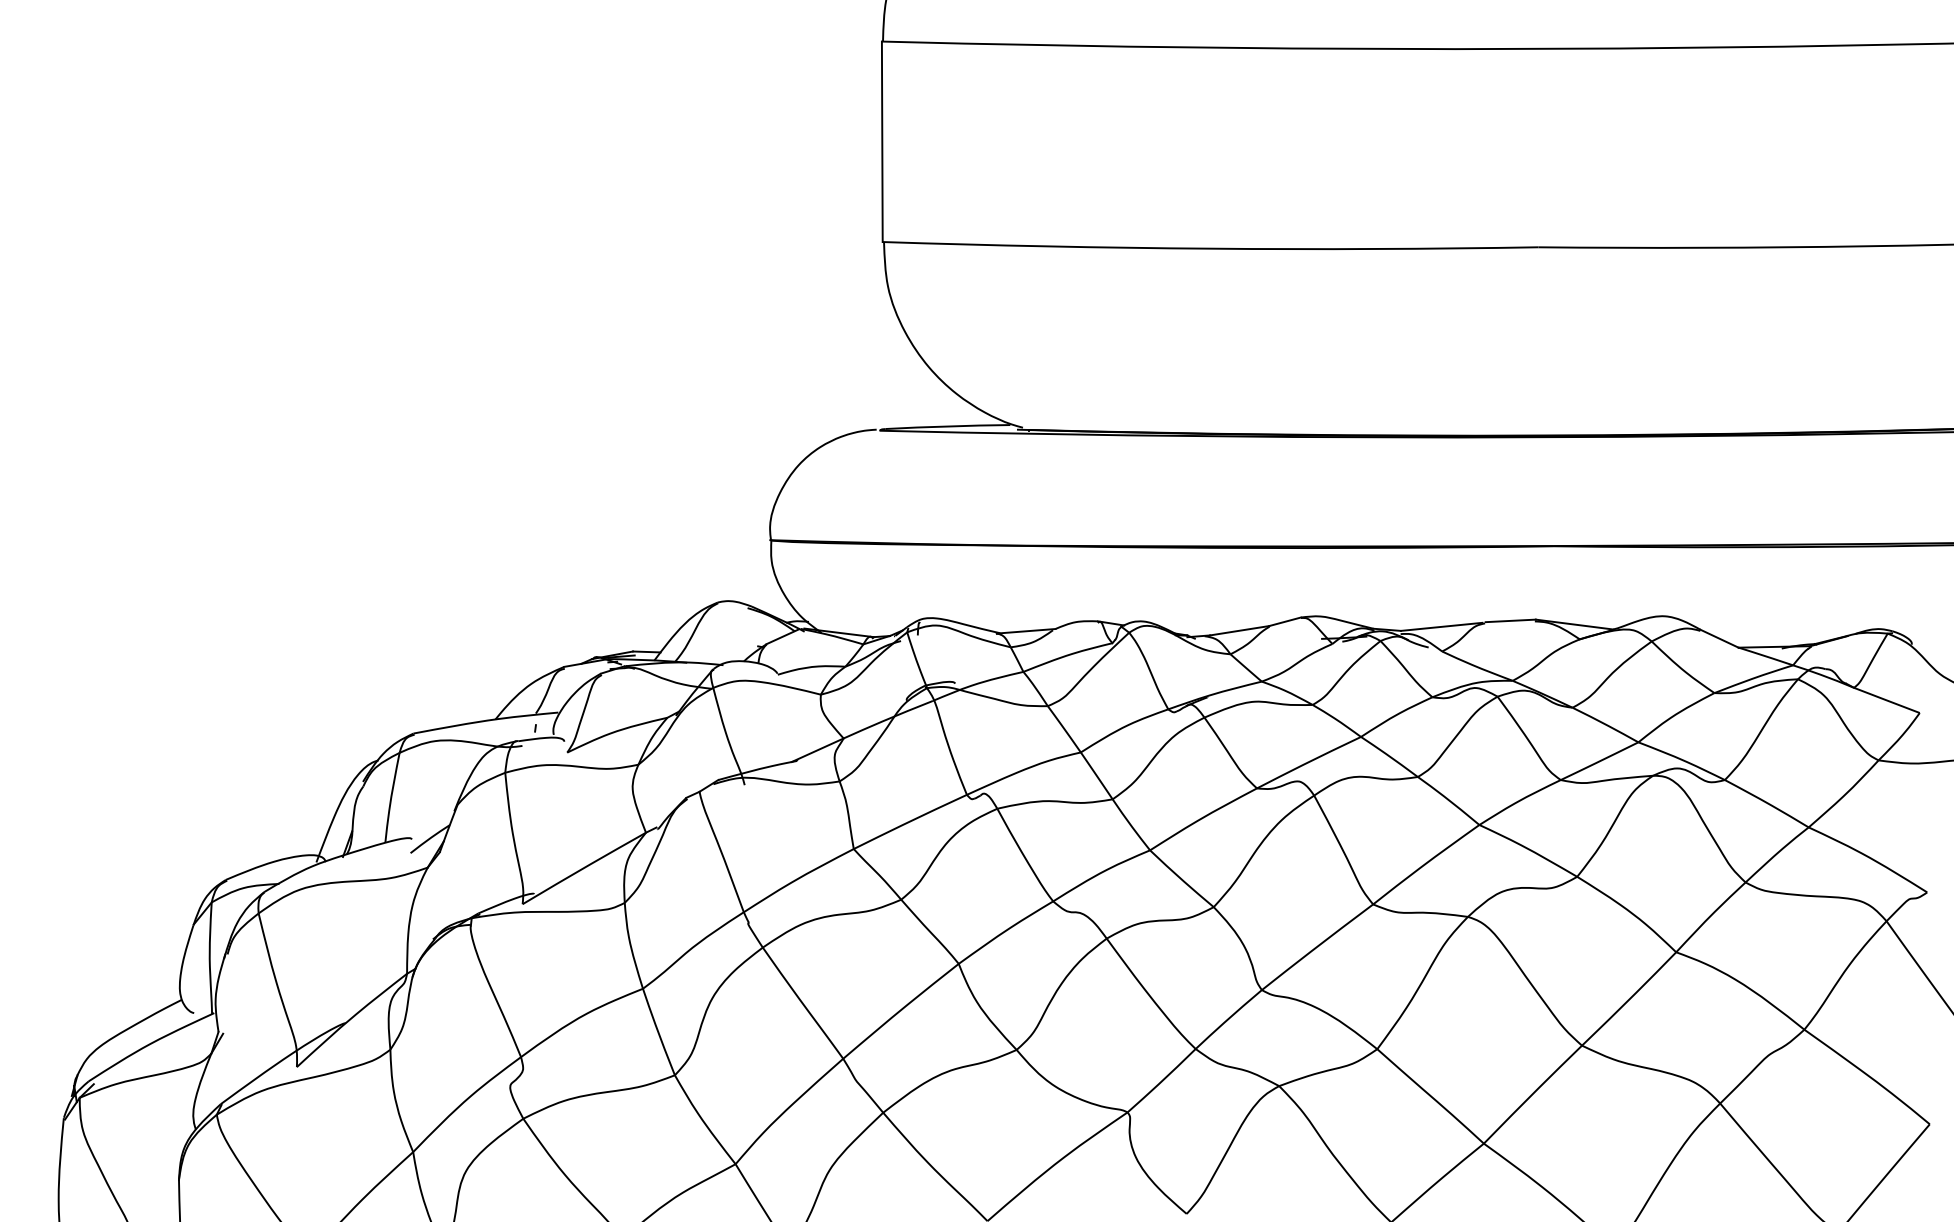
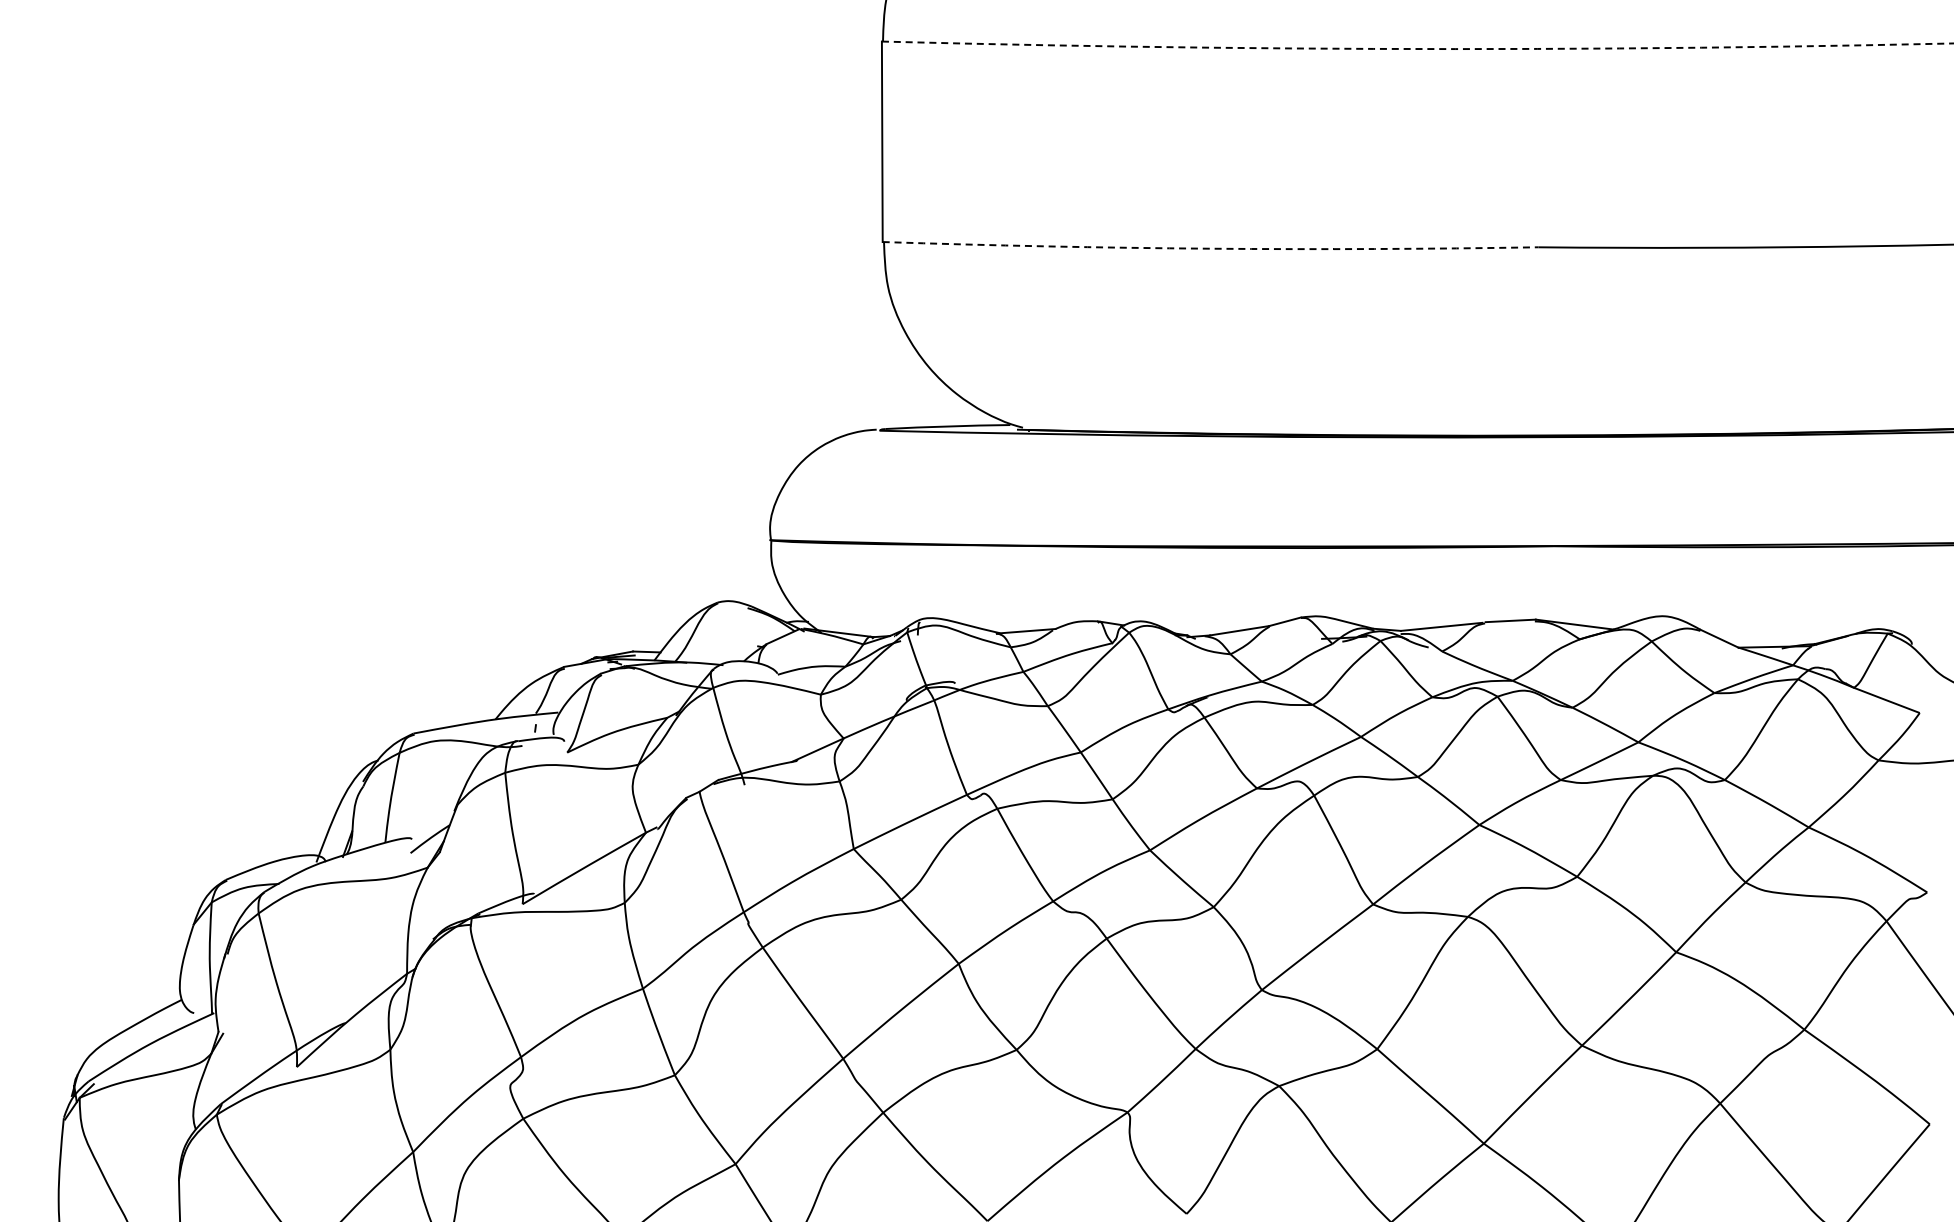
arc: solid -> dashed (1418, 49)
arc: solid -> dashed (1210, 248)
